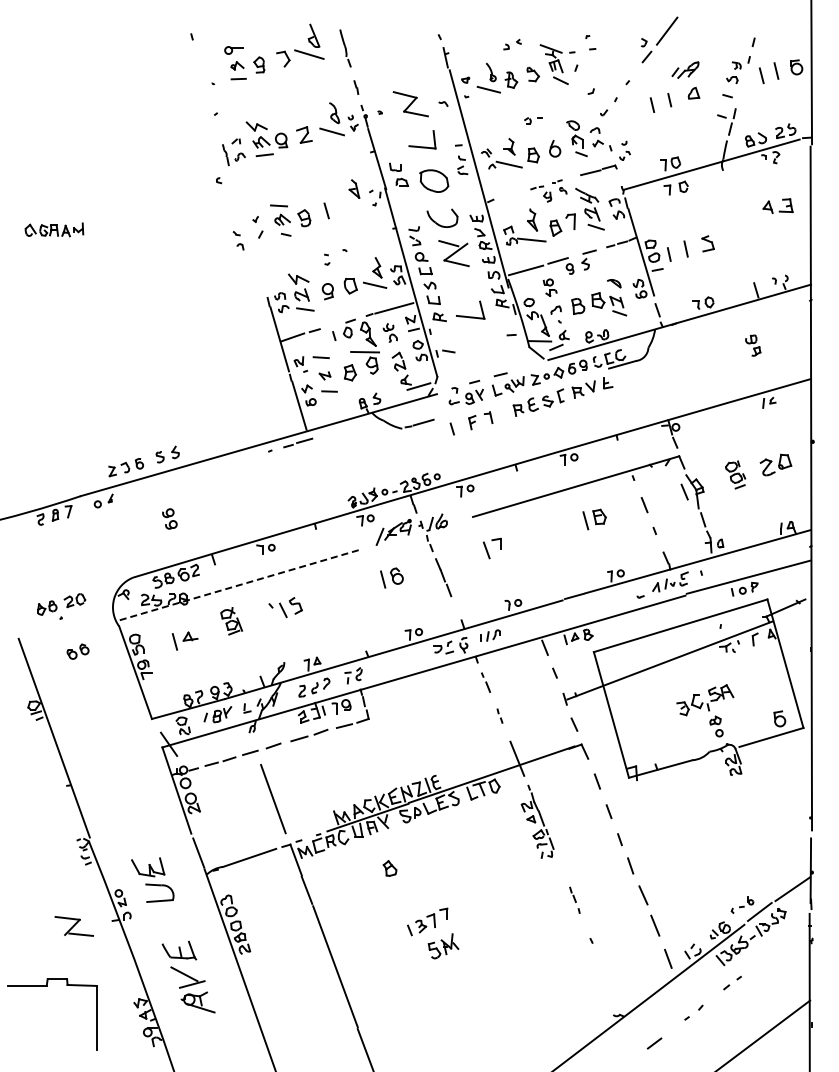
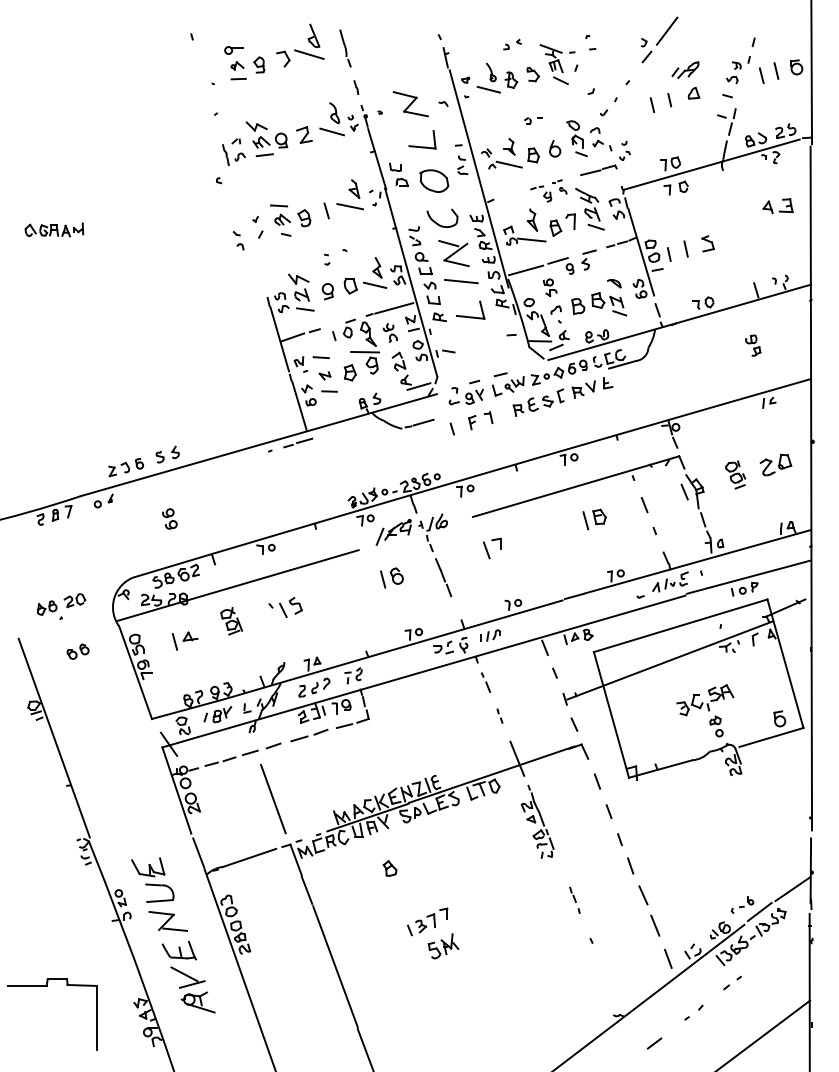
line: none -> present (349, 206)
line: none -> present (461, 281)
line: dashed -> solid (238, 585)
part position: (73, 926) -> (167, 921) (167, 921)
